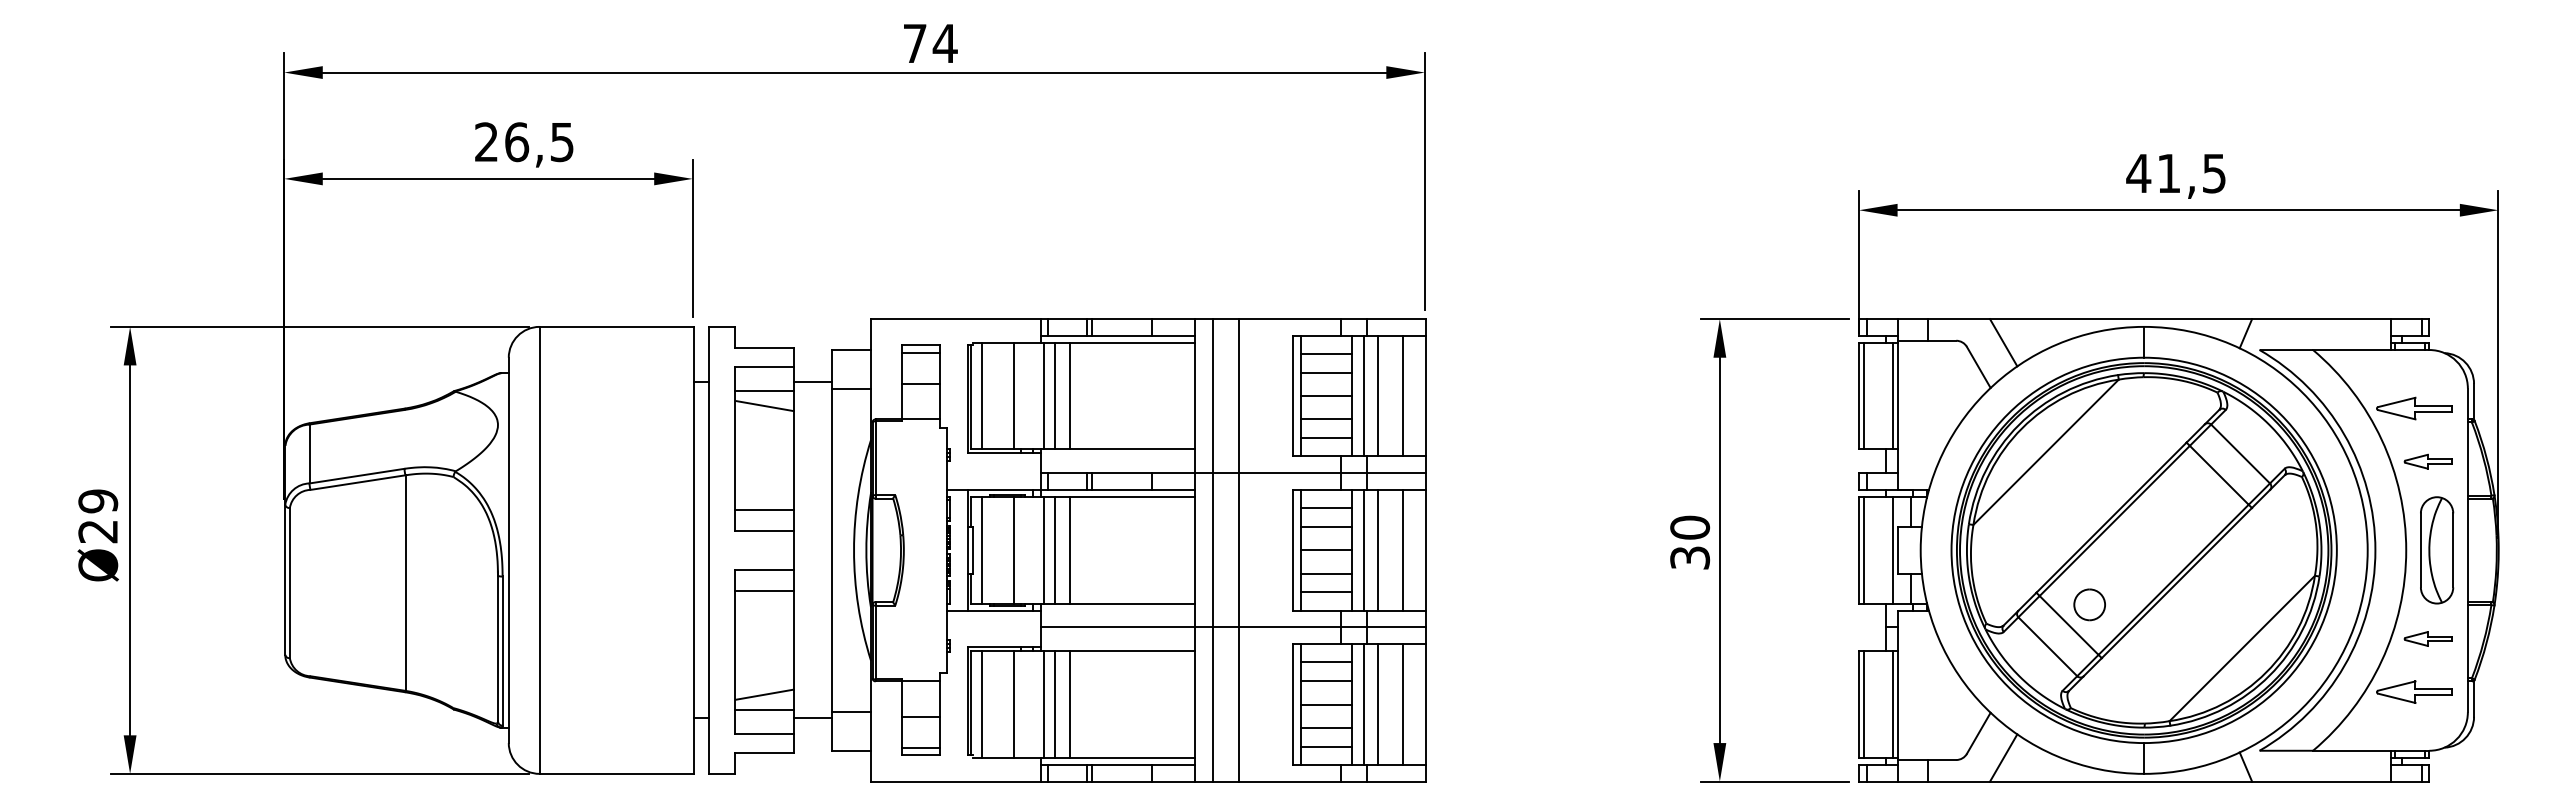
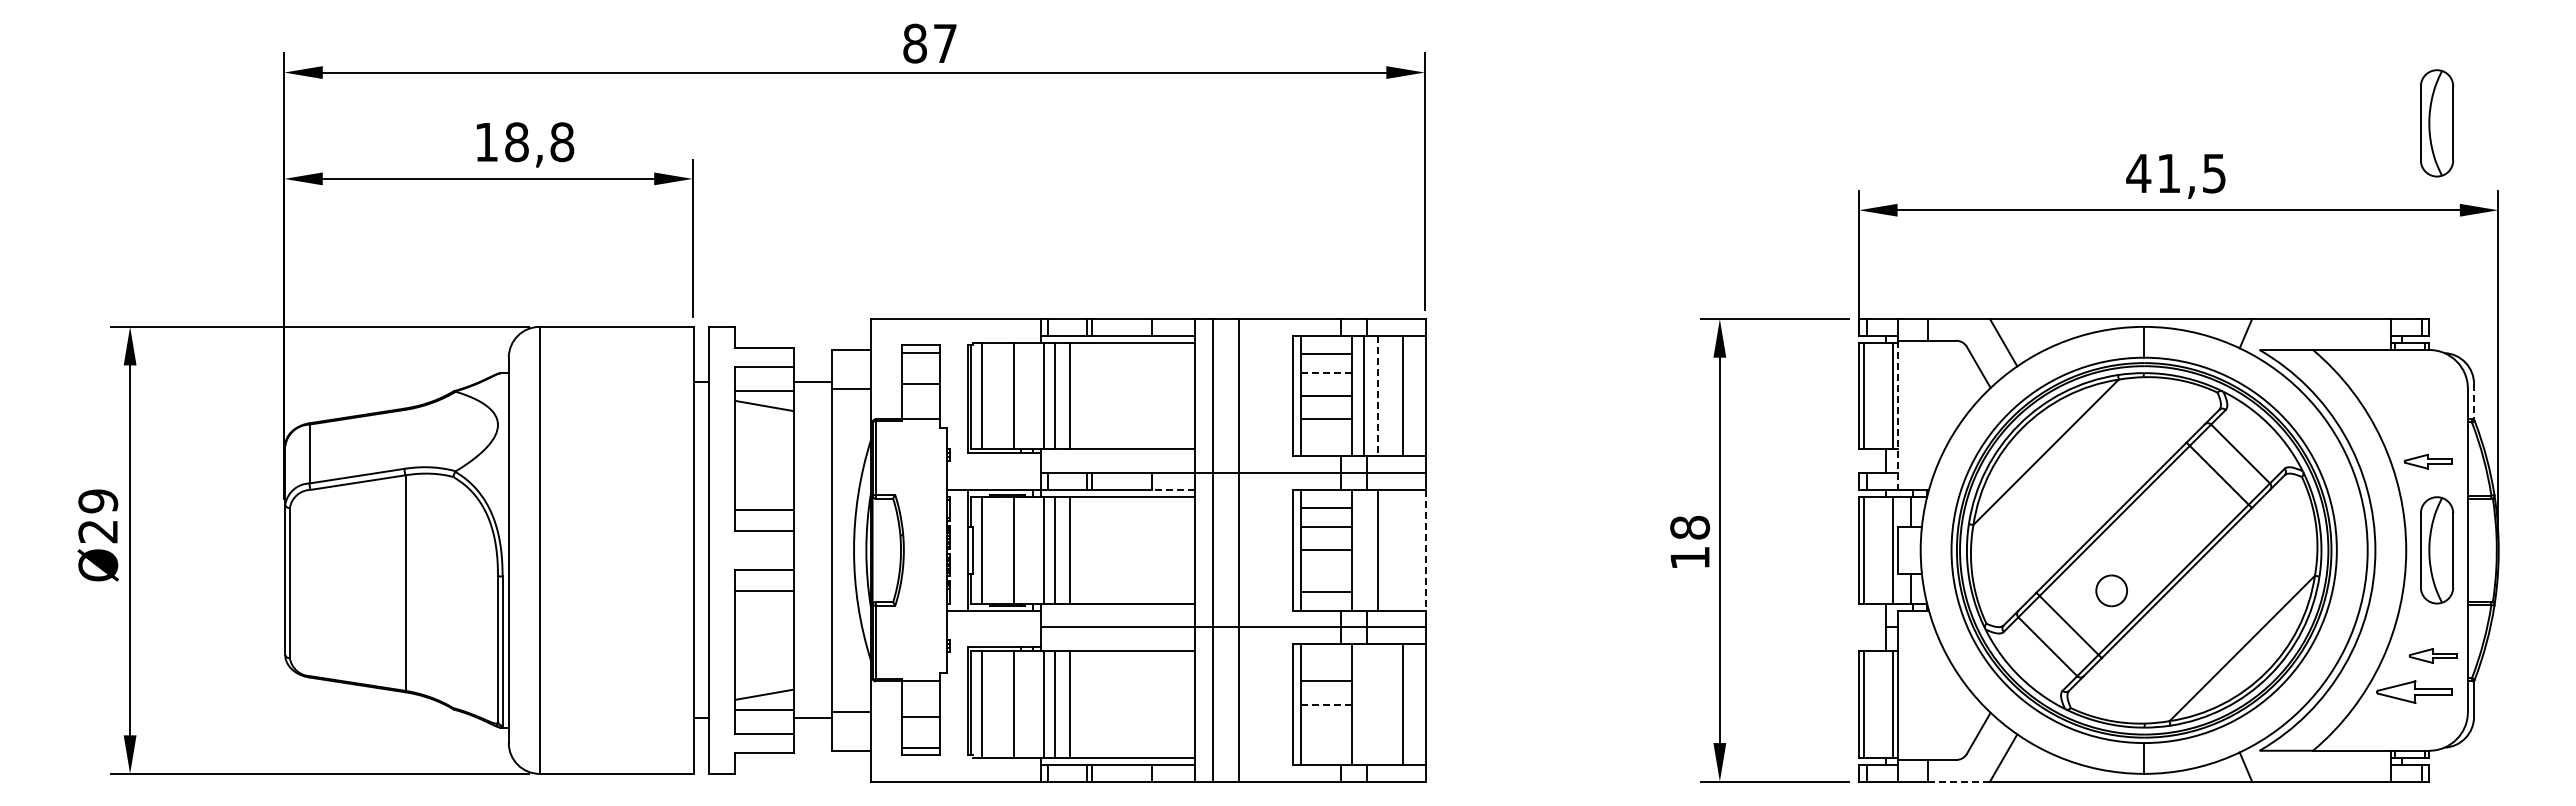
text: 74 -> 87 (930, 43)
part: none -> present (2437, 123)
text: 26,5 -> 18,8 (524, 142)
line: solid -> dashed (1325, 373)
line: solid -> dashed (1378, 396)
line: solid -> dashed (2474, 401)
part: present -> none (2414, 408)
line: solid -> dashed (1897, 415)
line: present -> none (1326, 438)
line: solid -> dashed (1173, 490)
text: 30 -> 18 (1690, 542)
line: present -> none (1364, 550)
line: present -> none (1402, 550)
line: solid -> dashed (1425, 550)
line: present -> none (1326, 573)
part position: (2089, 604) -> (2111, 590) (2111, 590)
part position: (2427, 638) -> (2432, 655) (2432, 655)
line: present -> none (1326, 662)
line: solid -> dashed (1325, 704)
line: present -> none (1364, 704)
line: present -> none (1378, 704)
line: present -> none (1326, 727)
line: present -> none (1326, 746)
line: solid -> dashed (1959, 781)
